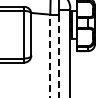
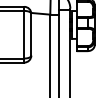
line: dashed -> solid (50, 56)
line: dashed -> solid (59, 56)
